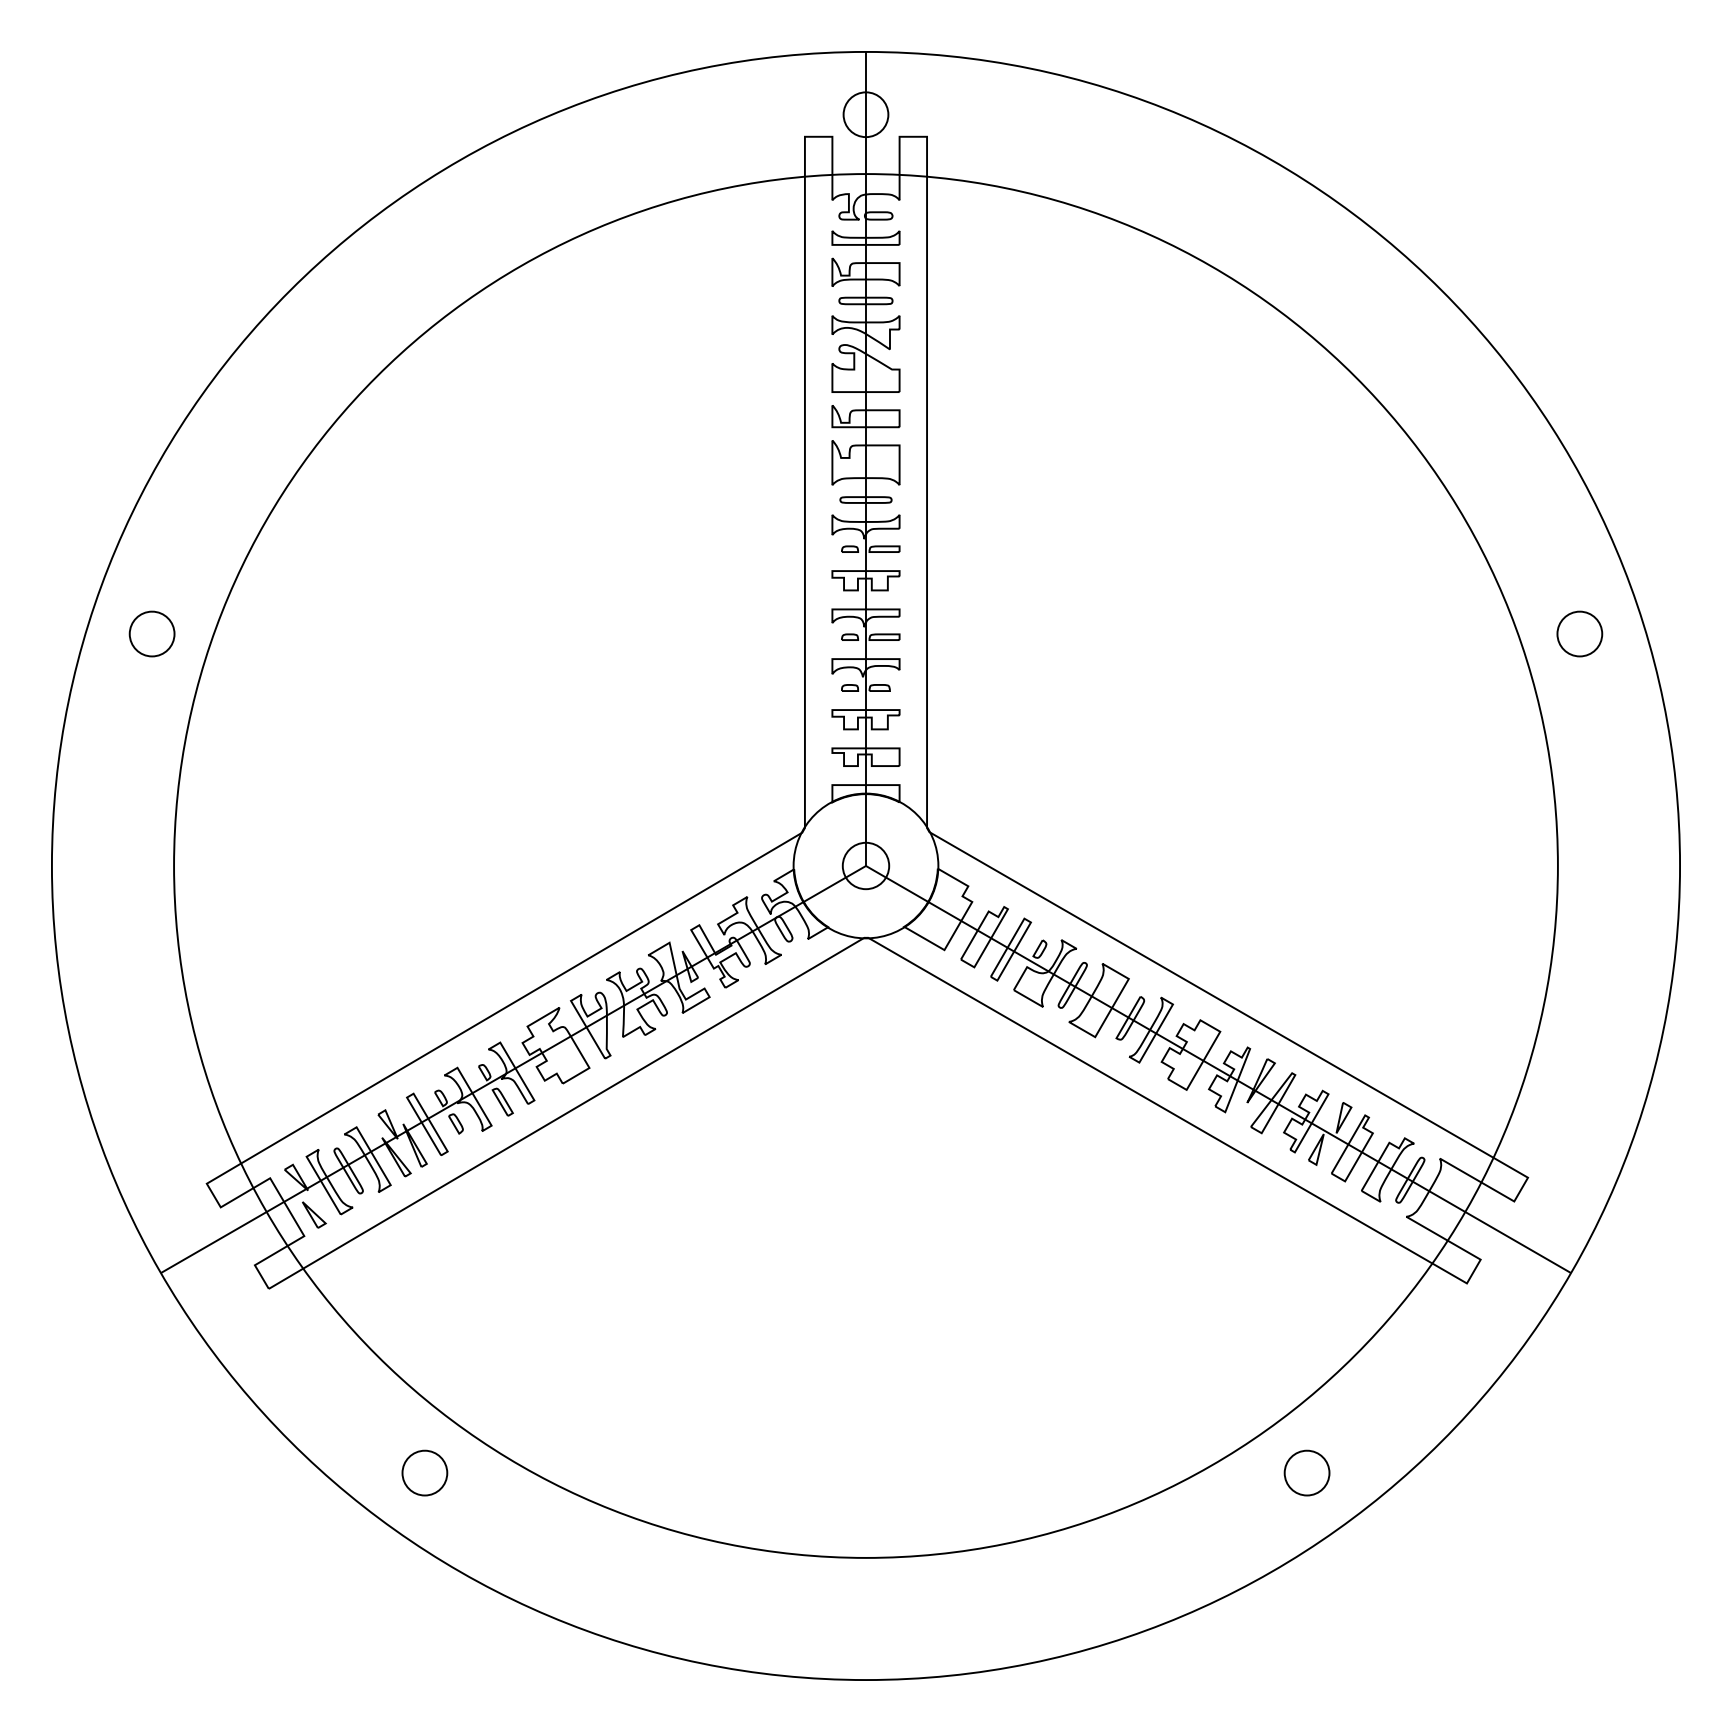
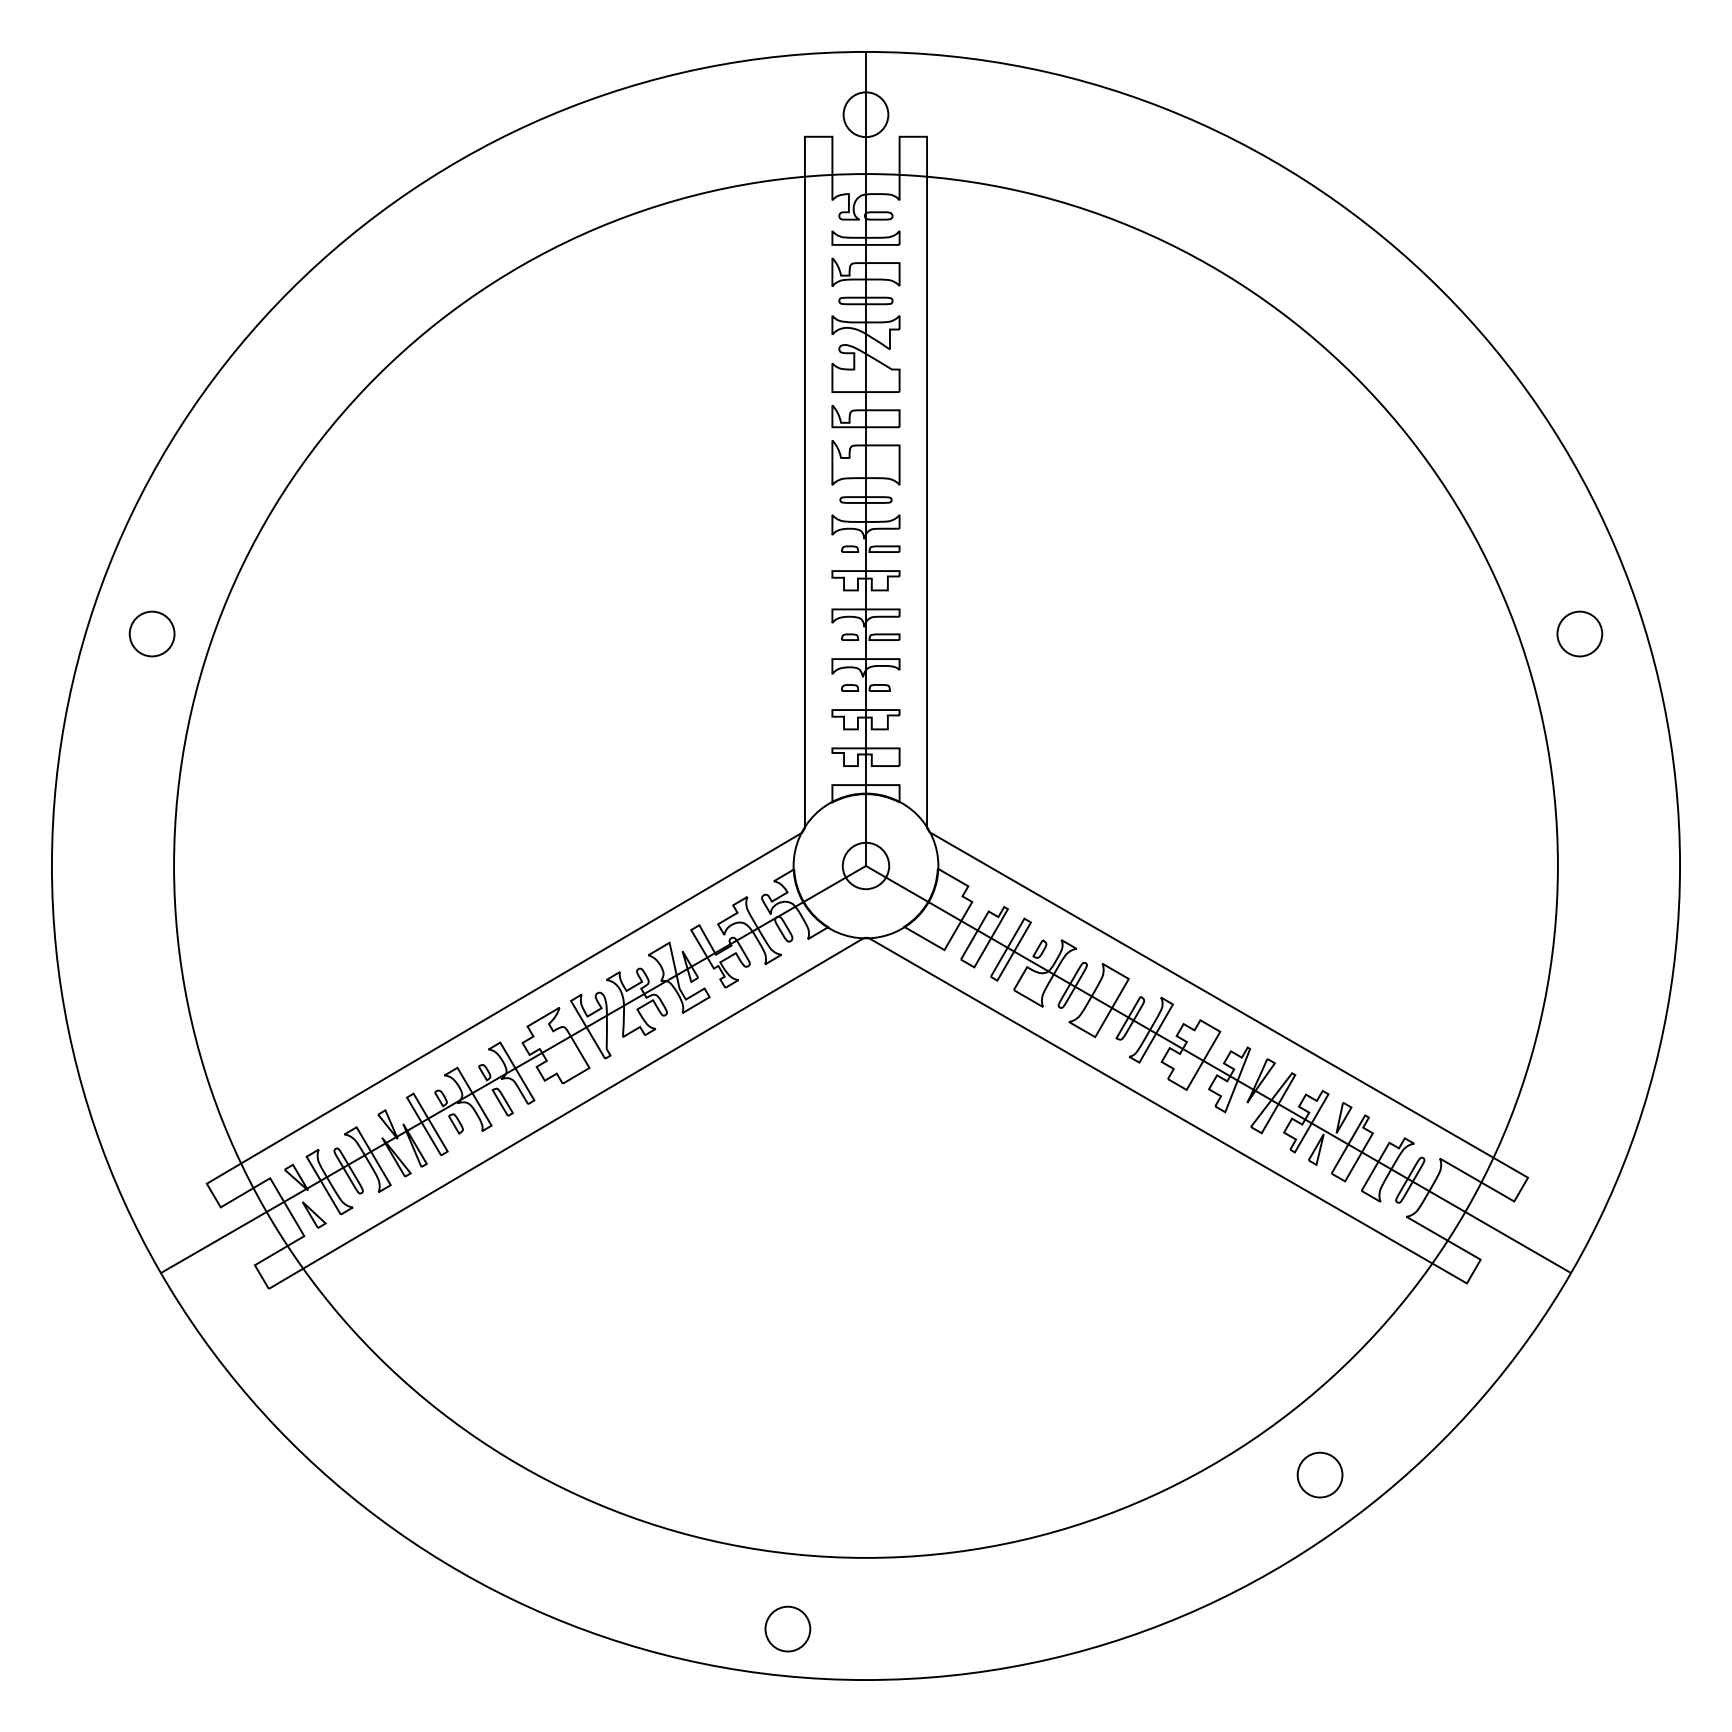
part position: (424, 1472) -> (787, 1628) (787, 1628)
part position: (1306, 1472) -> (1319, 1474) (1319, 1474)
